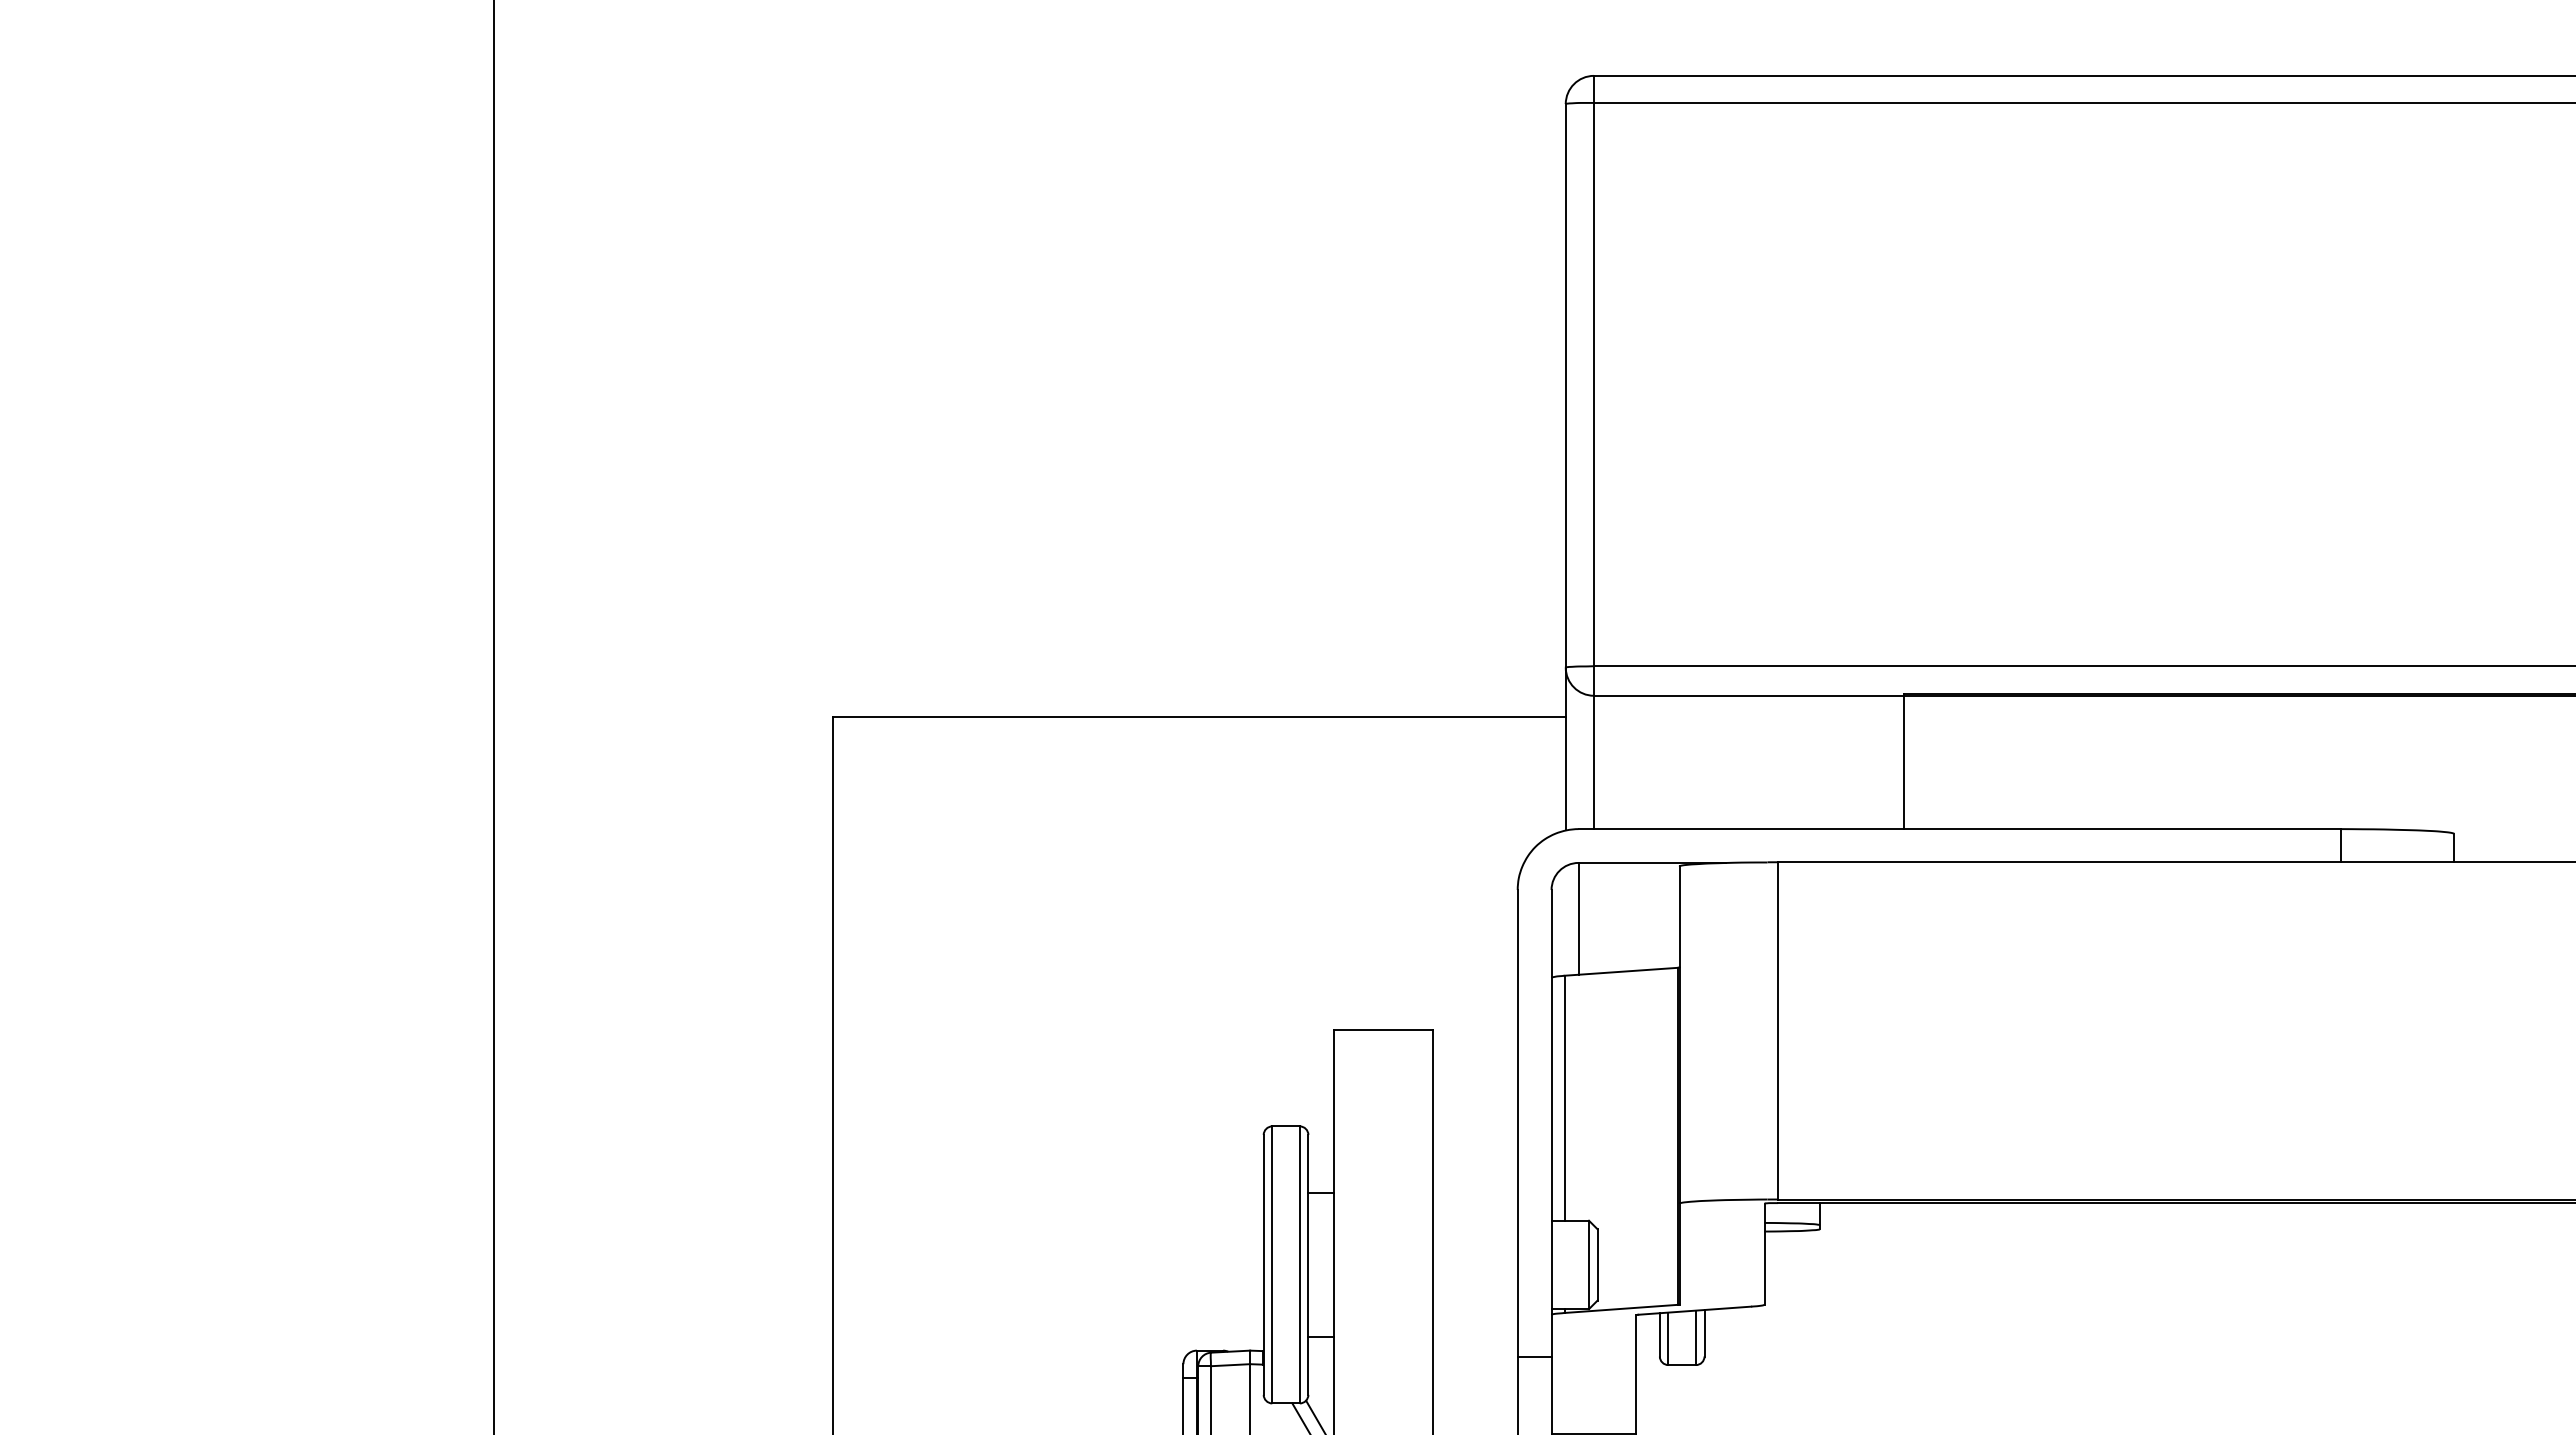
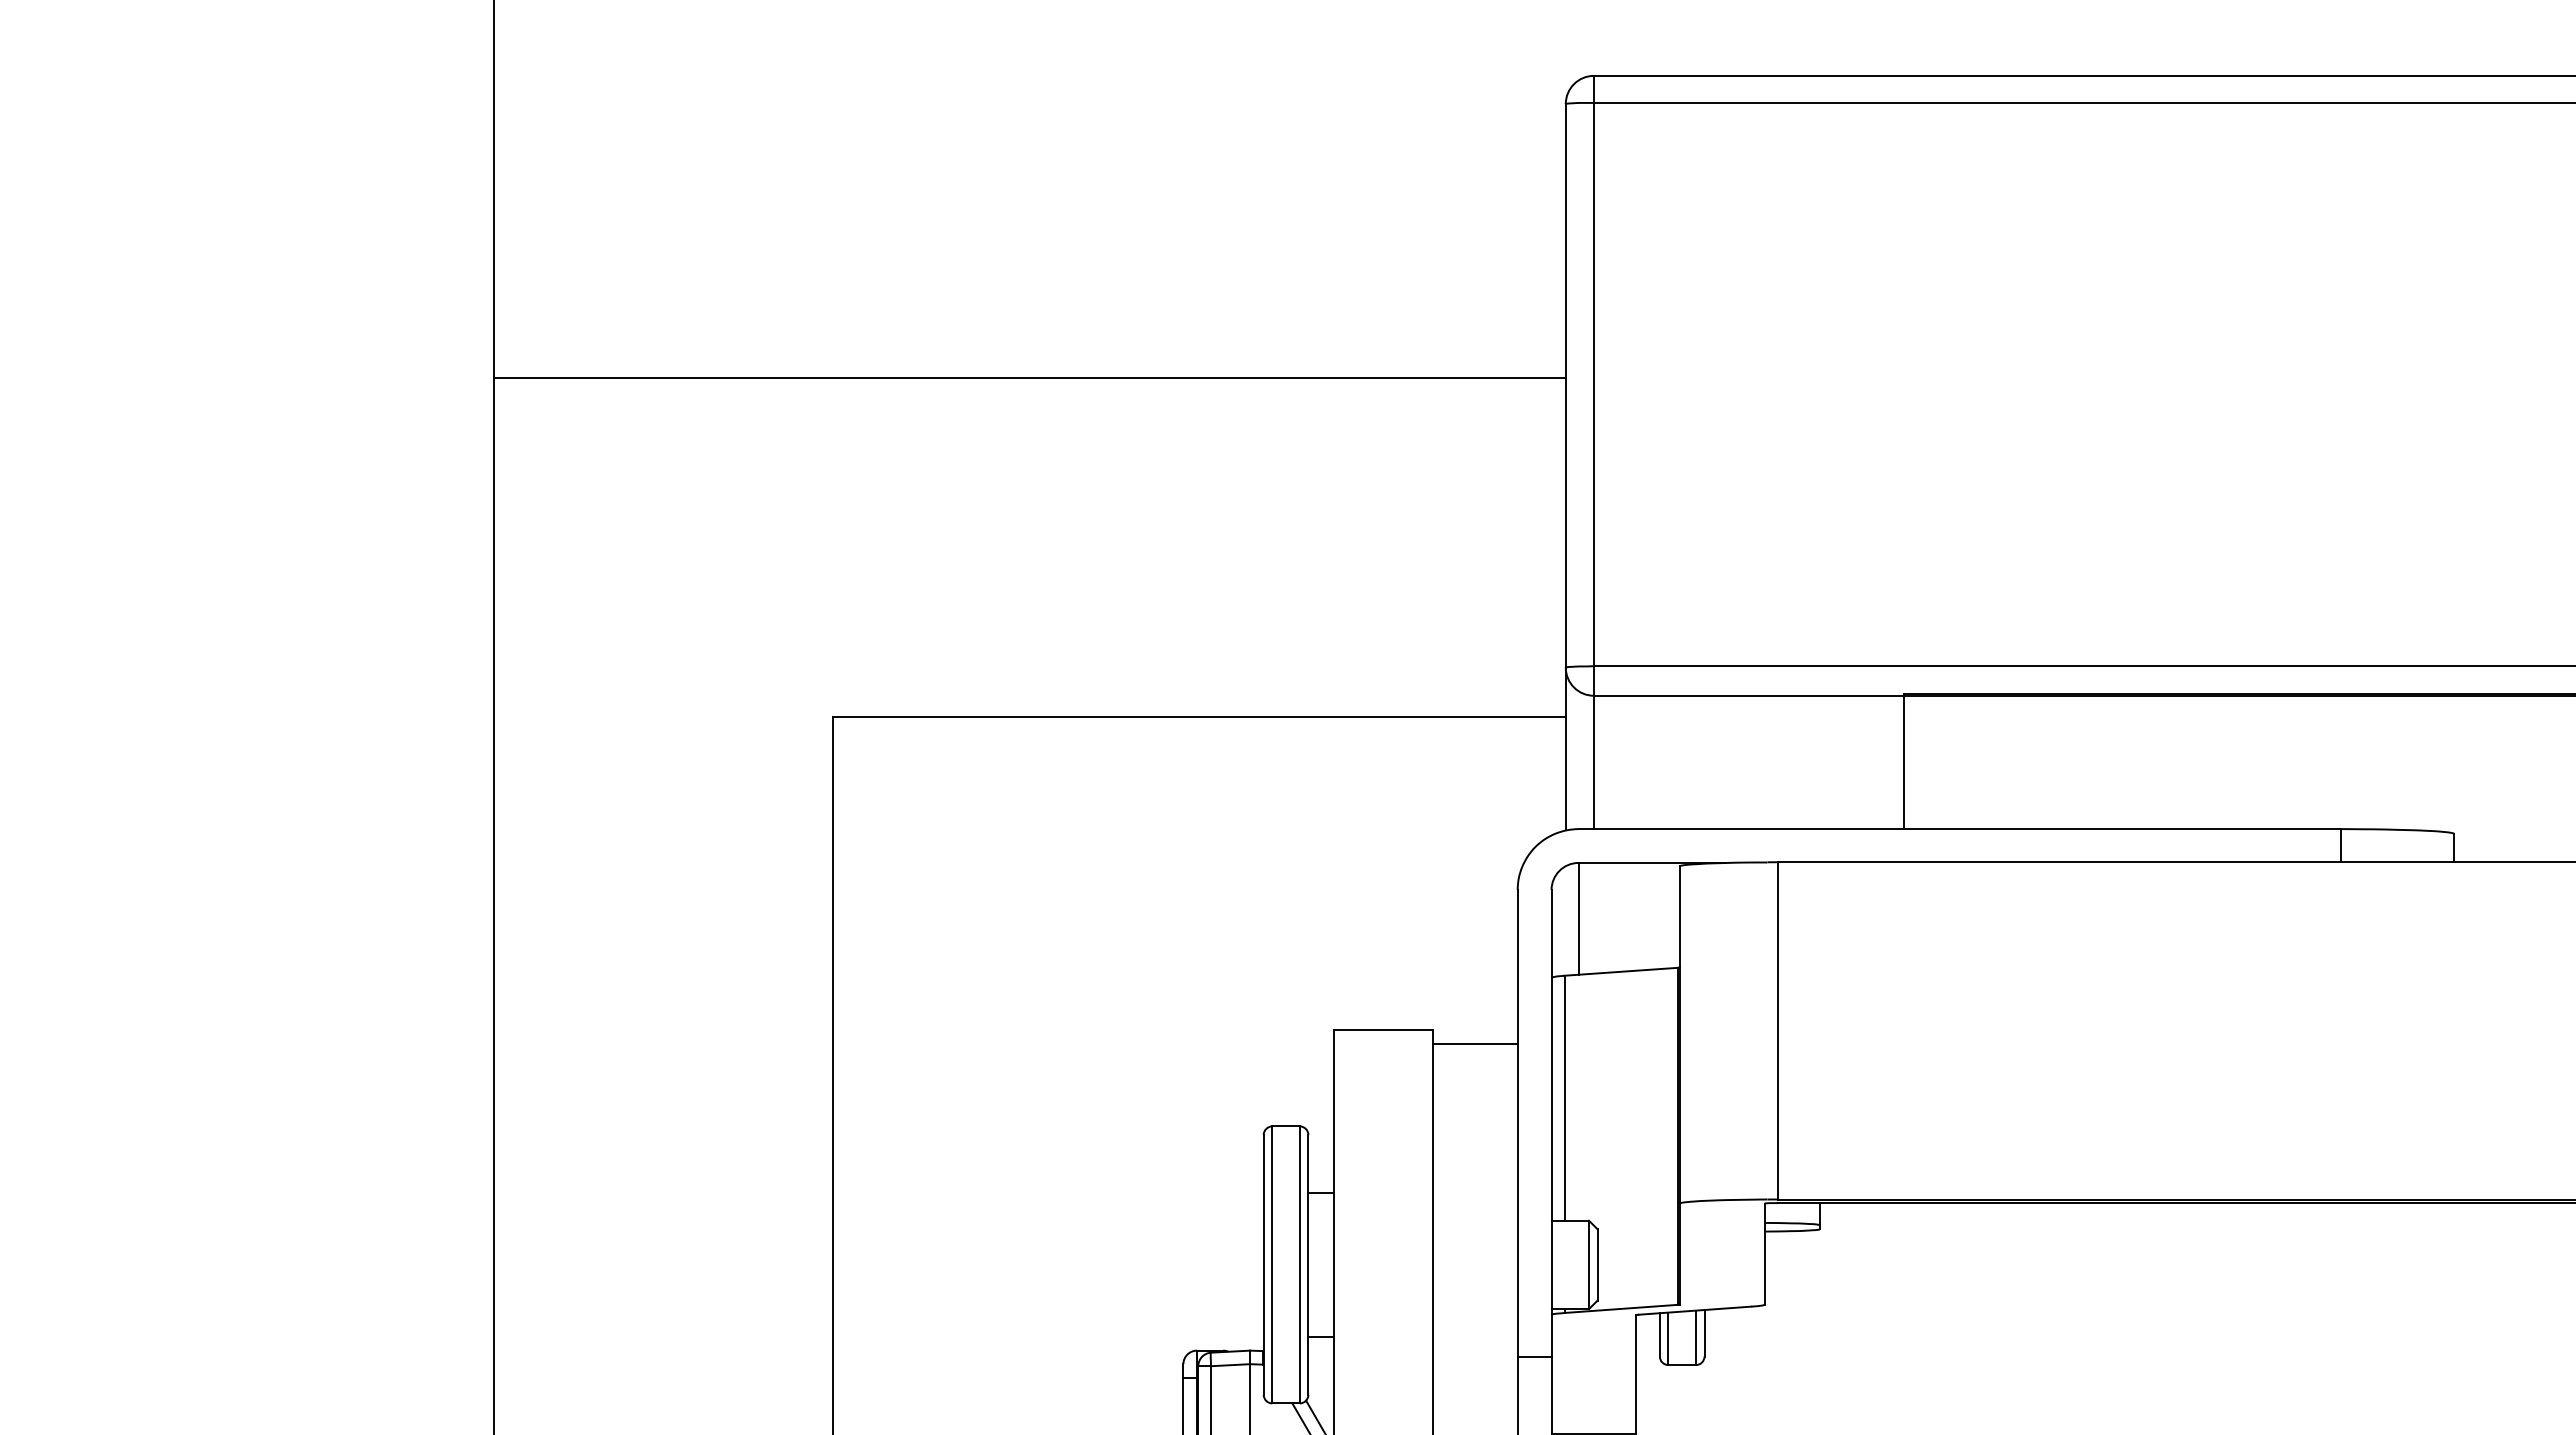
line: none -> present (1029, 378)
line: none -> present (1474, 1043)
